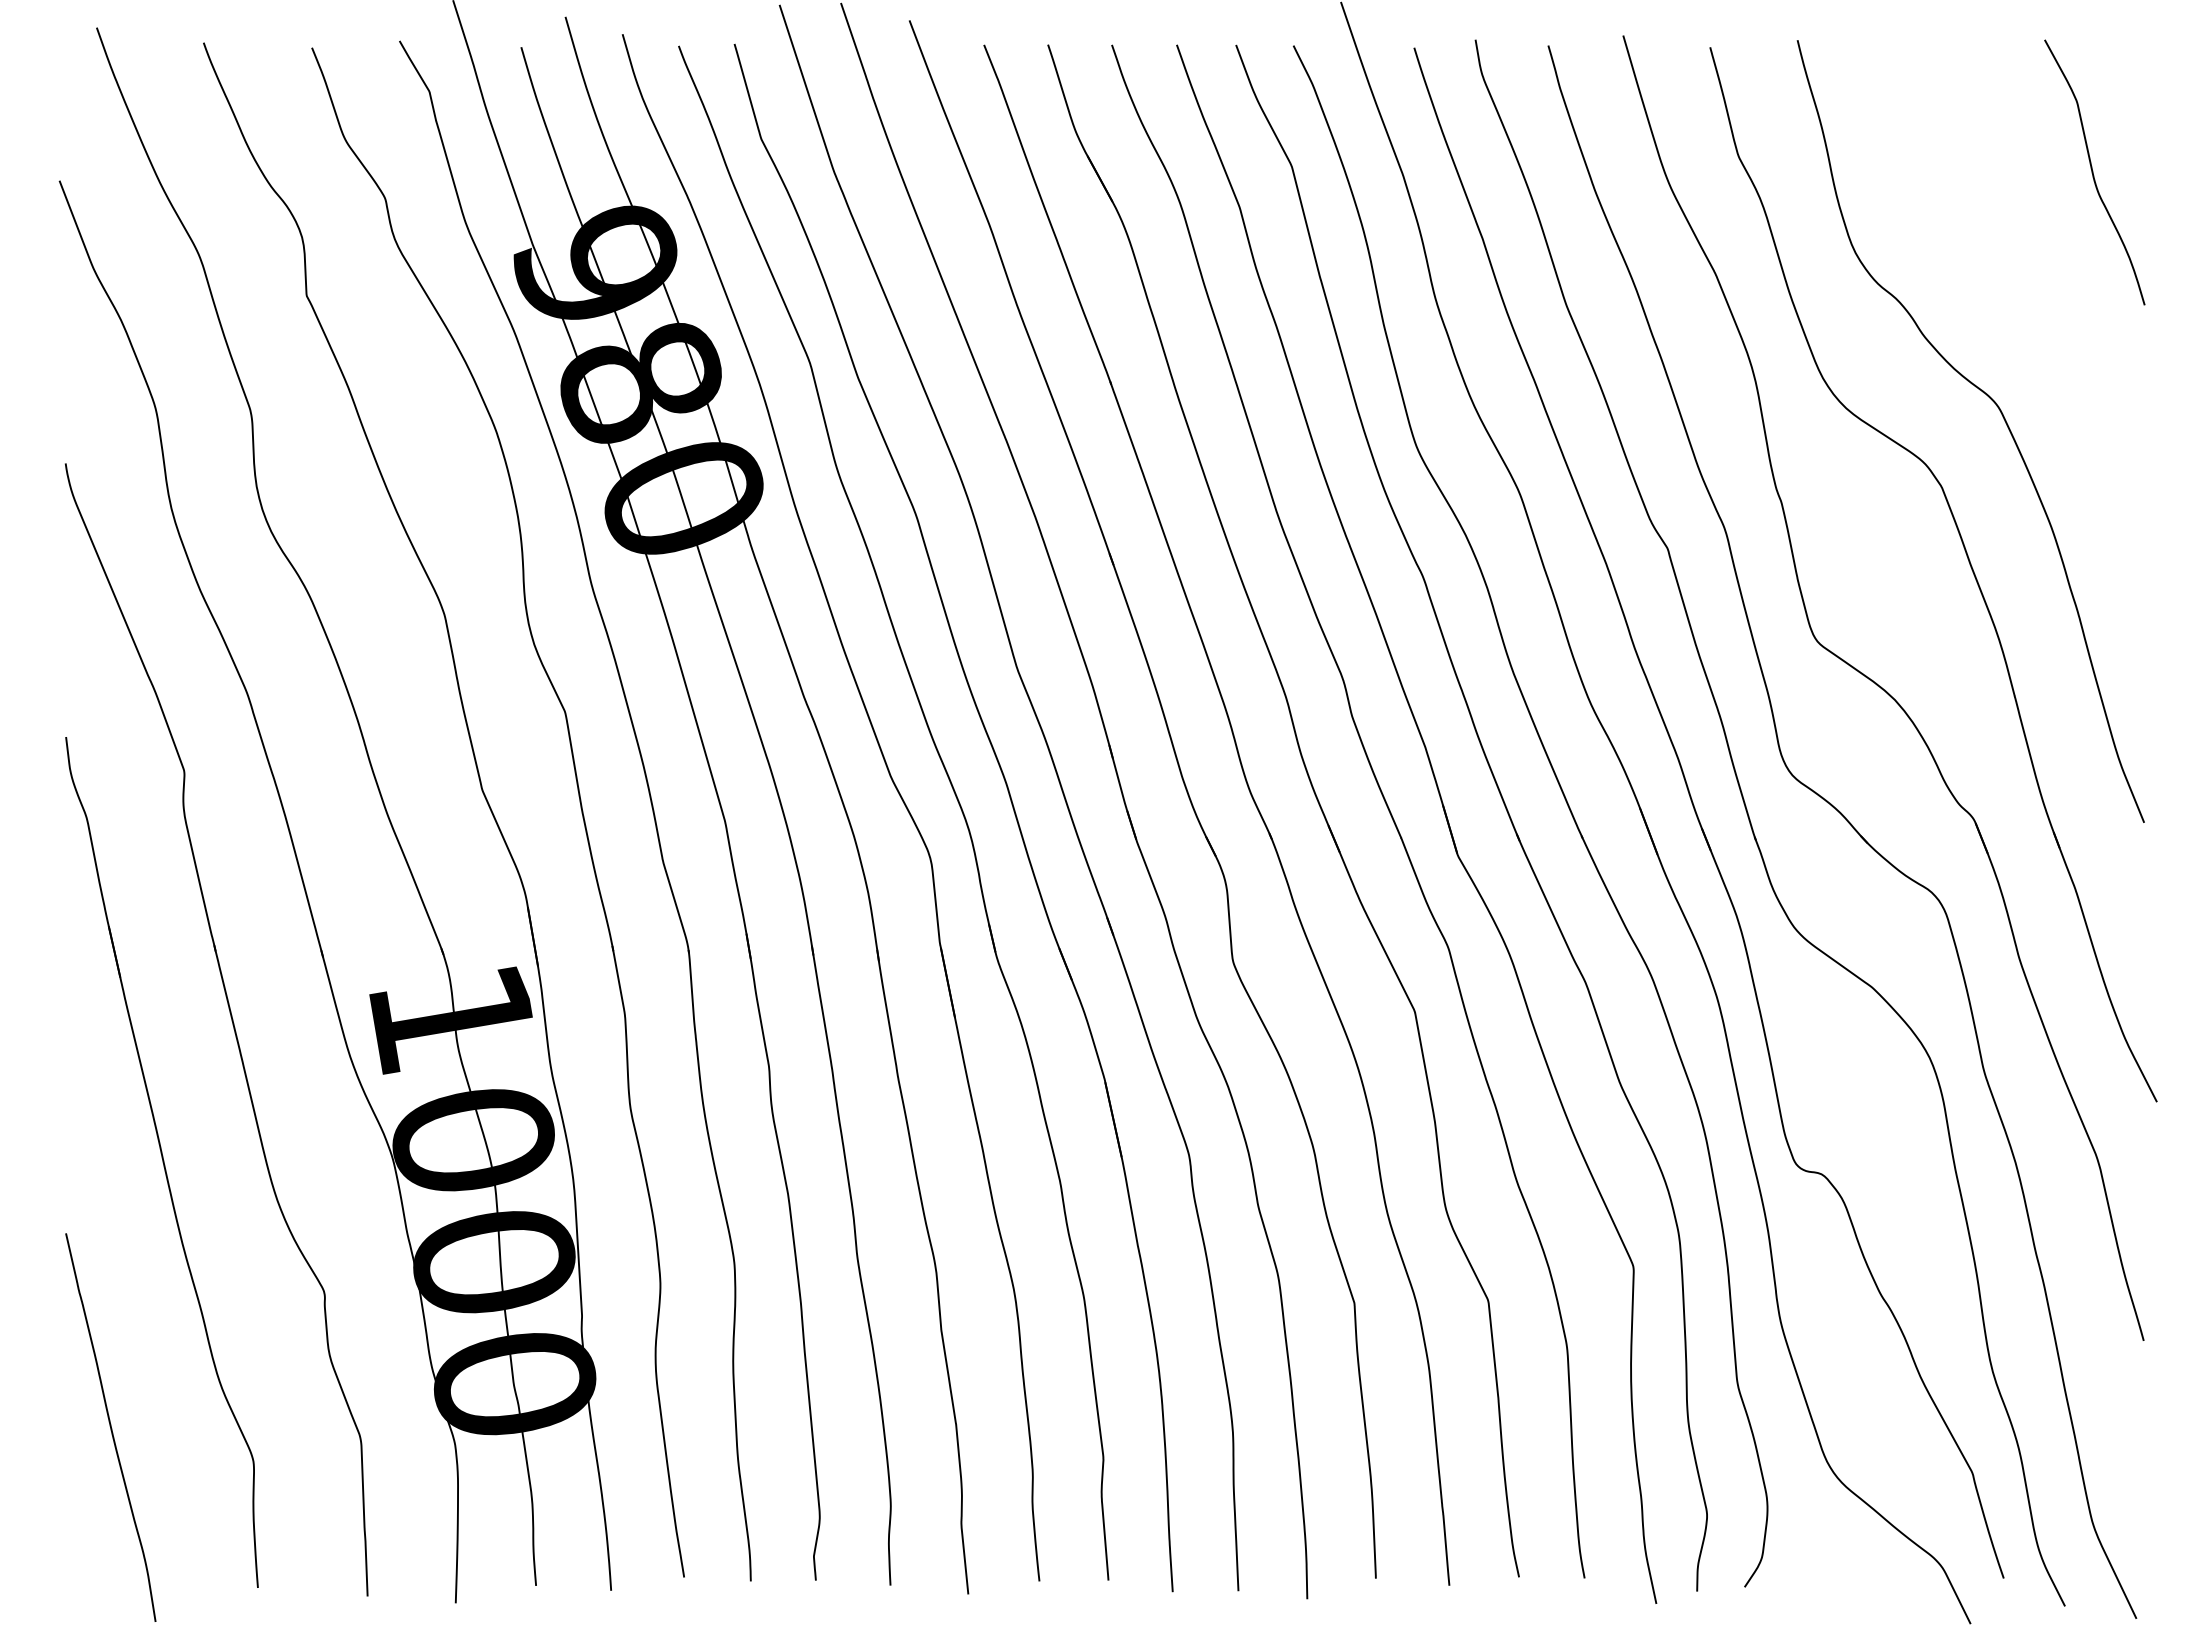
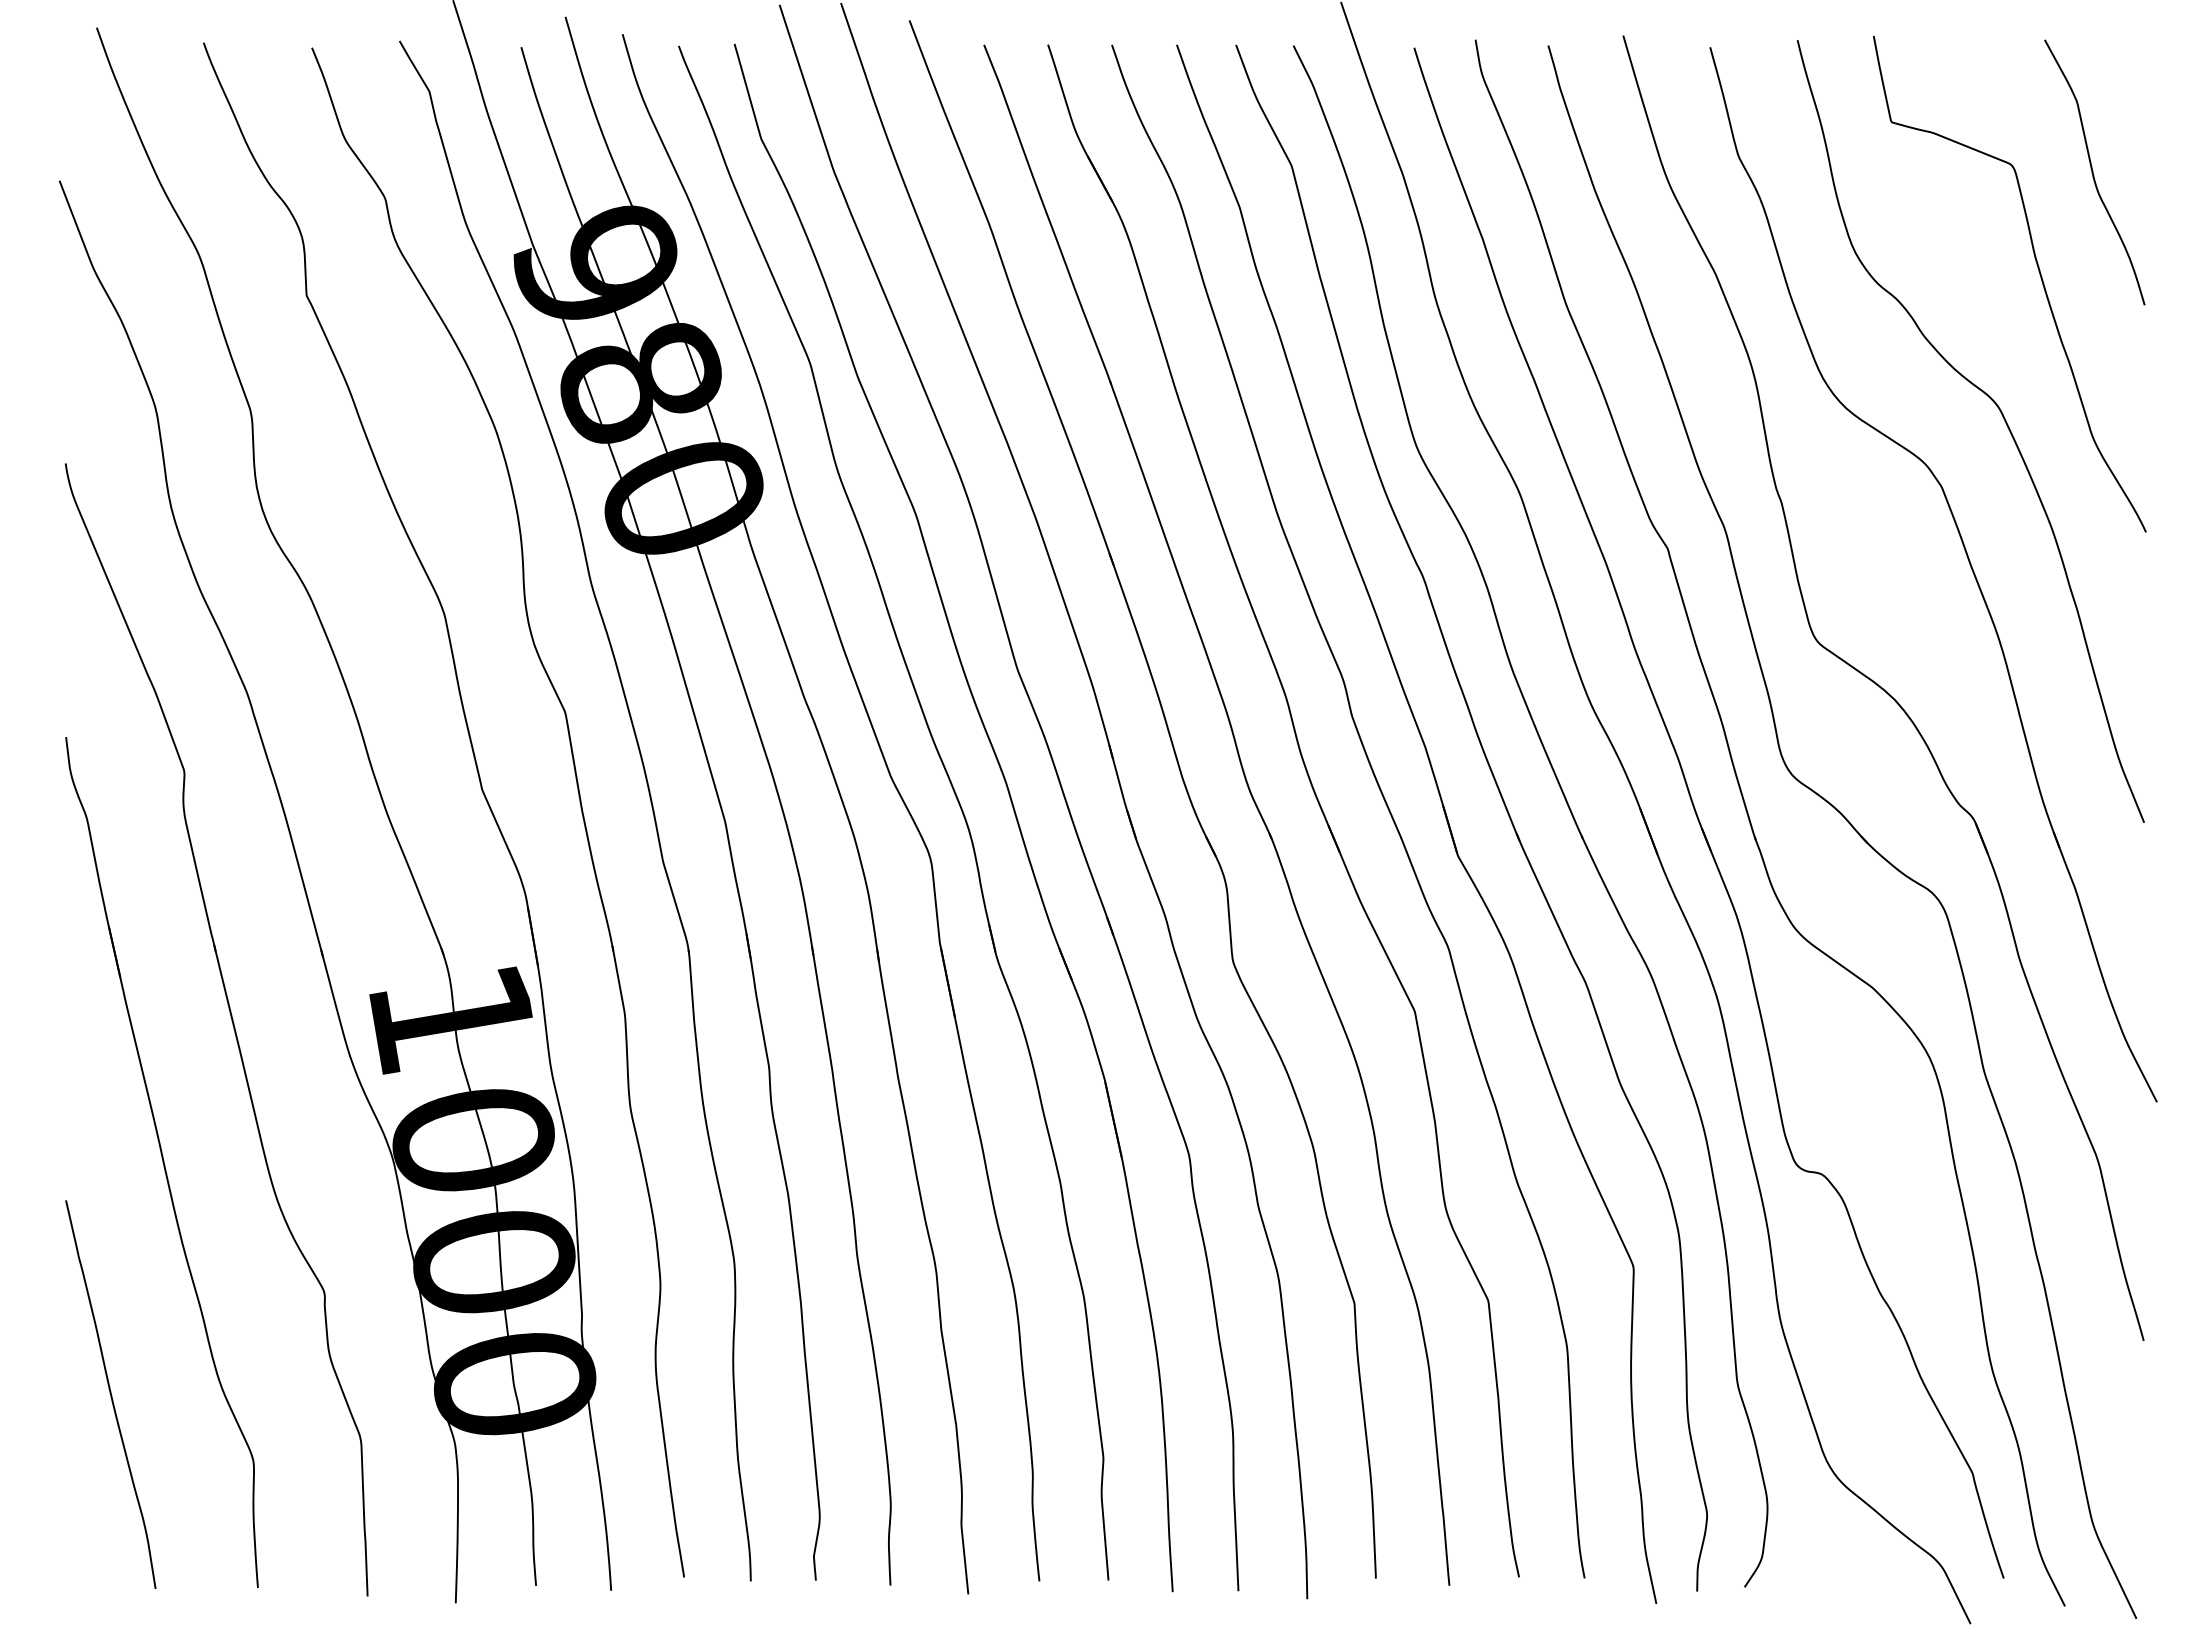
curve: none -> present (2039, 275)
curve position: (110, 1427) -> (110, 1394) (110, 1394)
